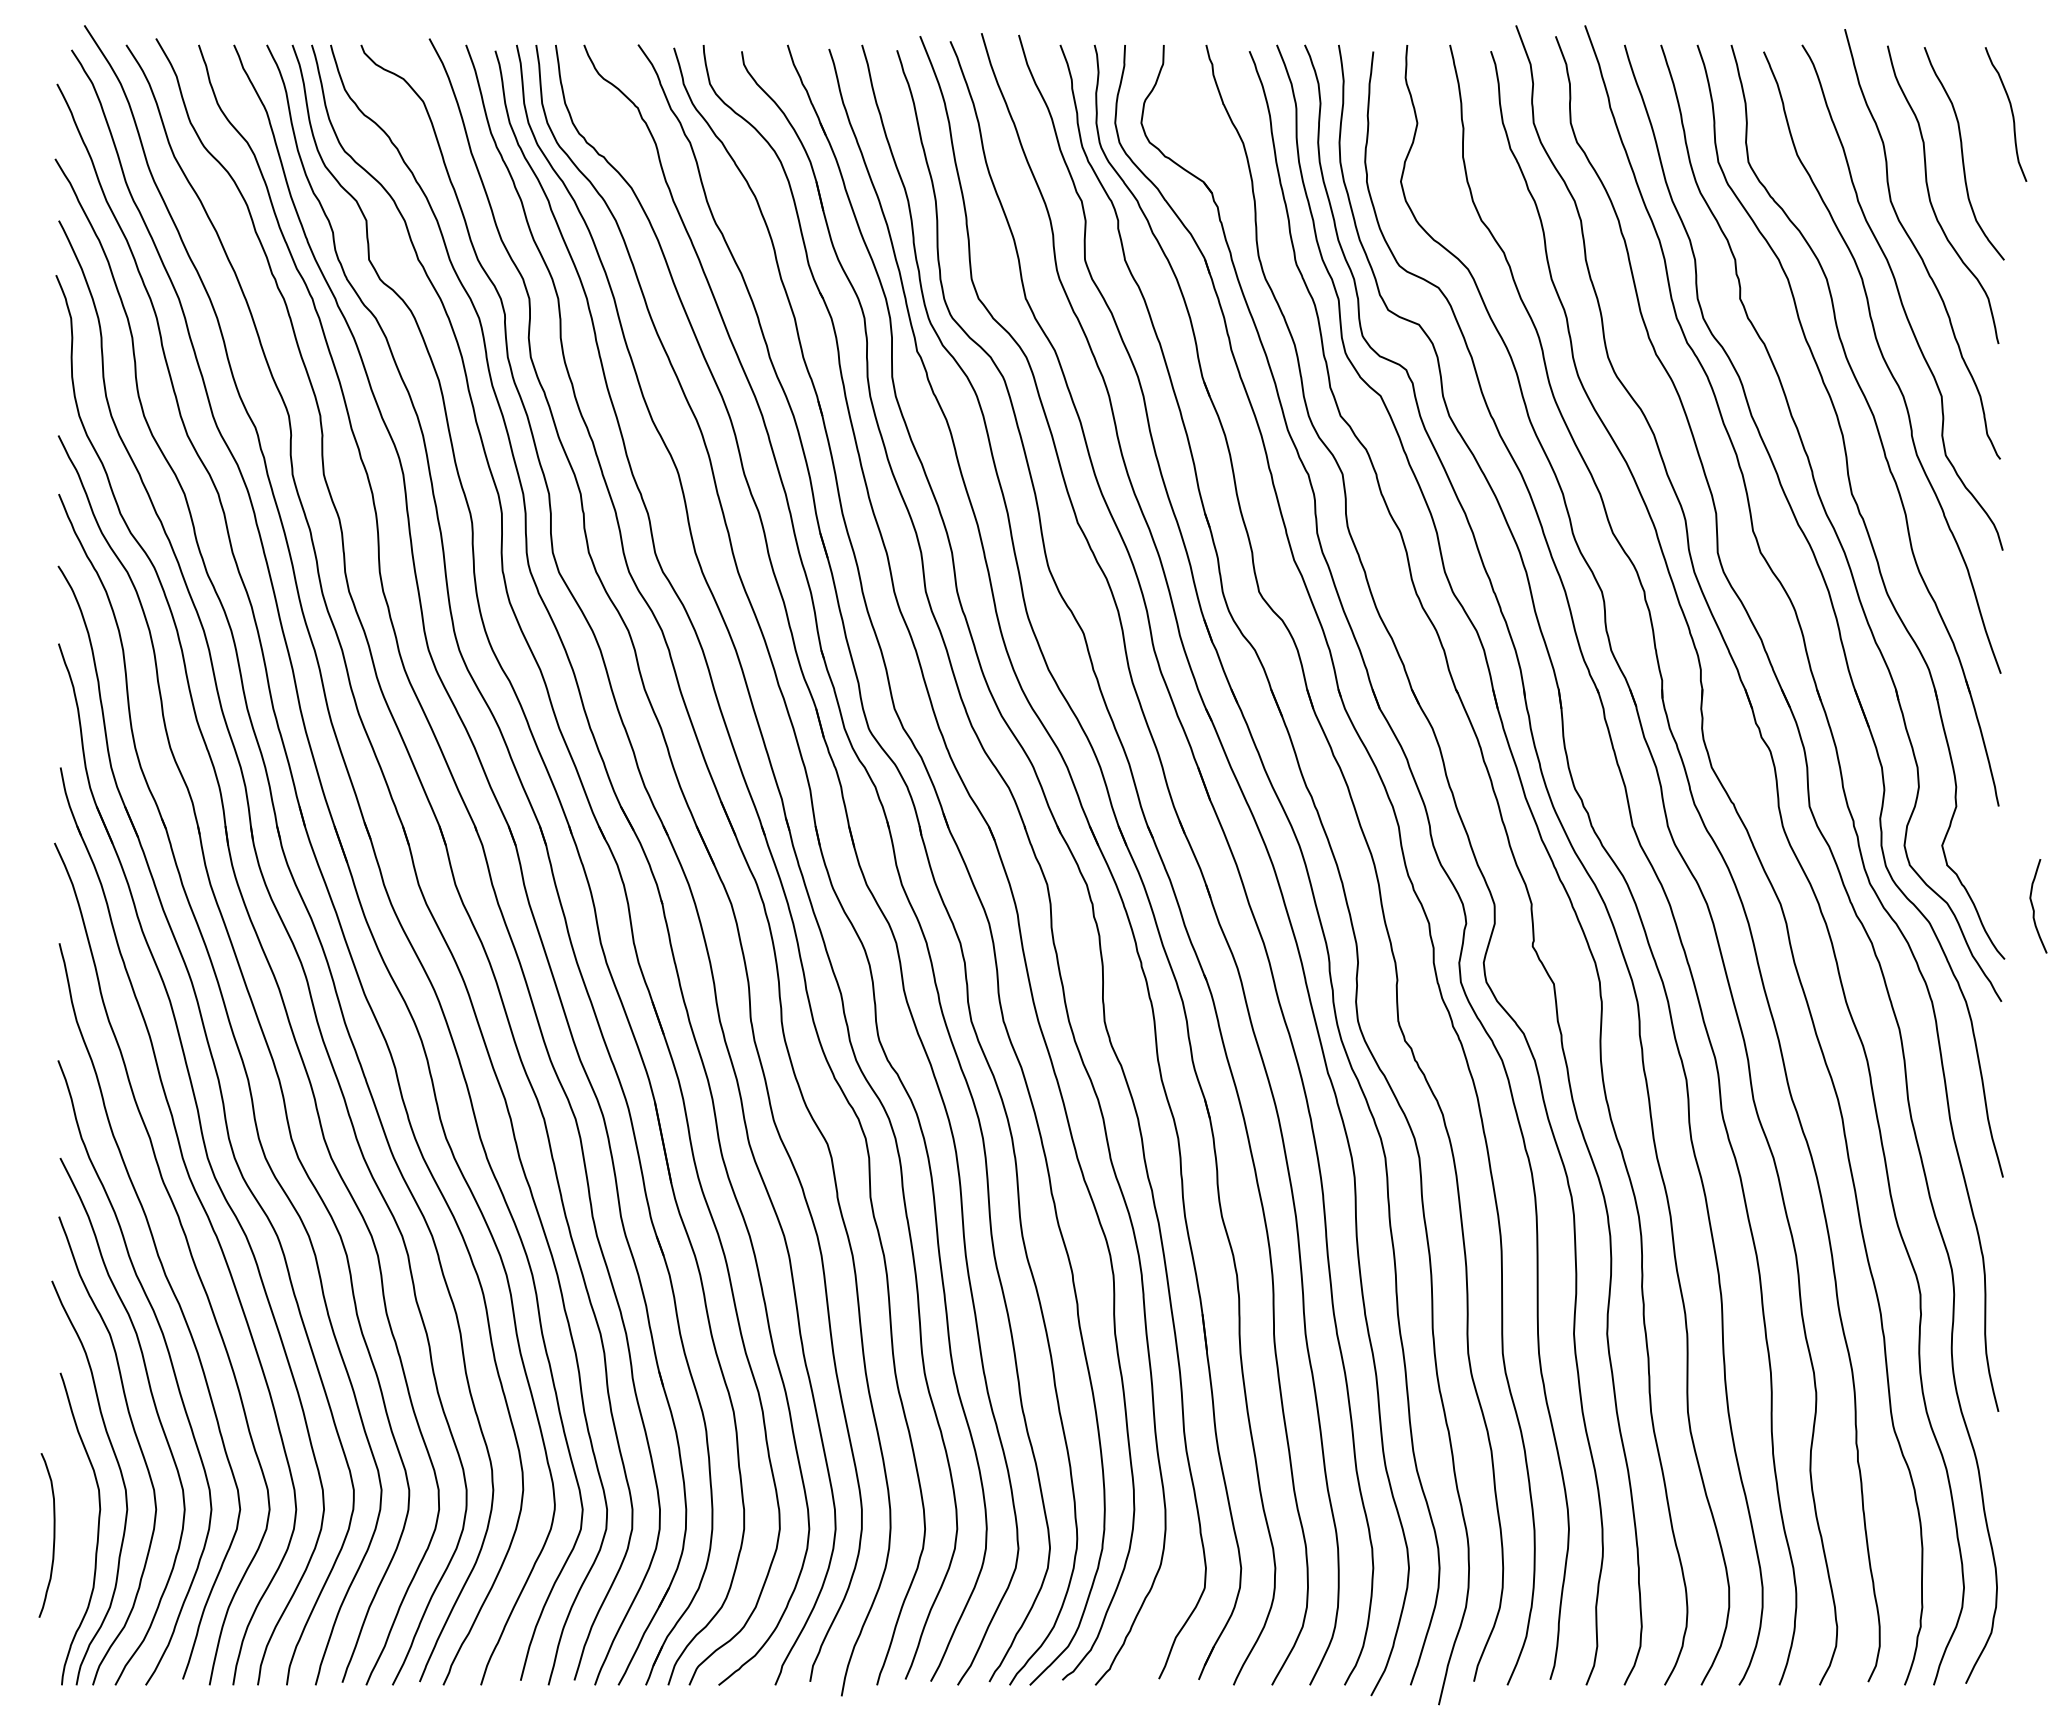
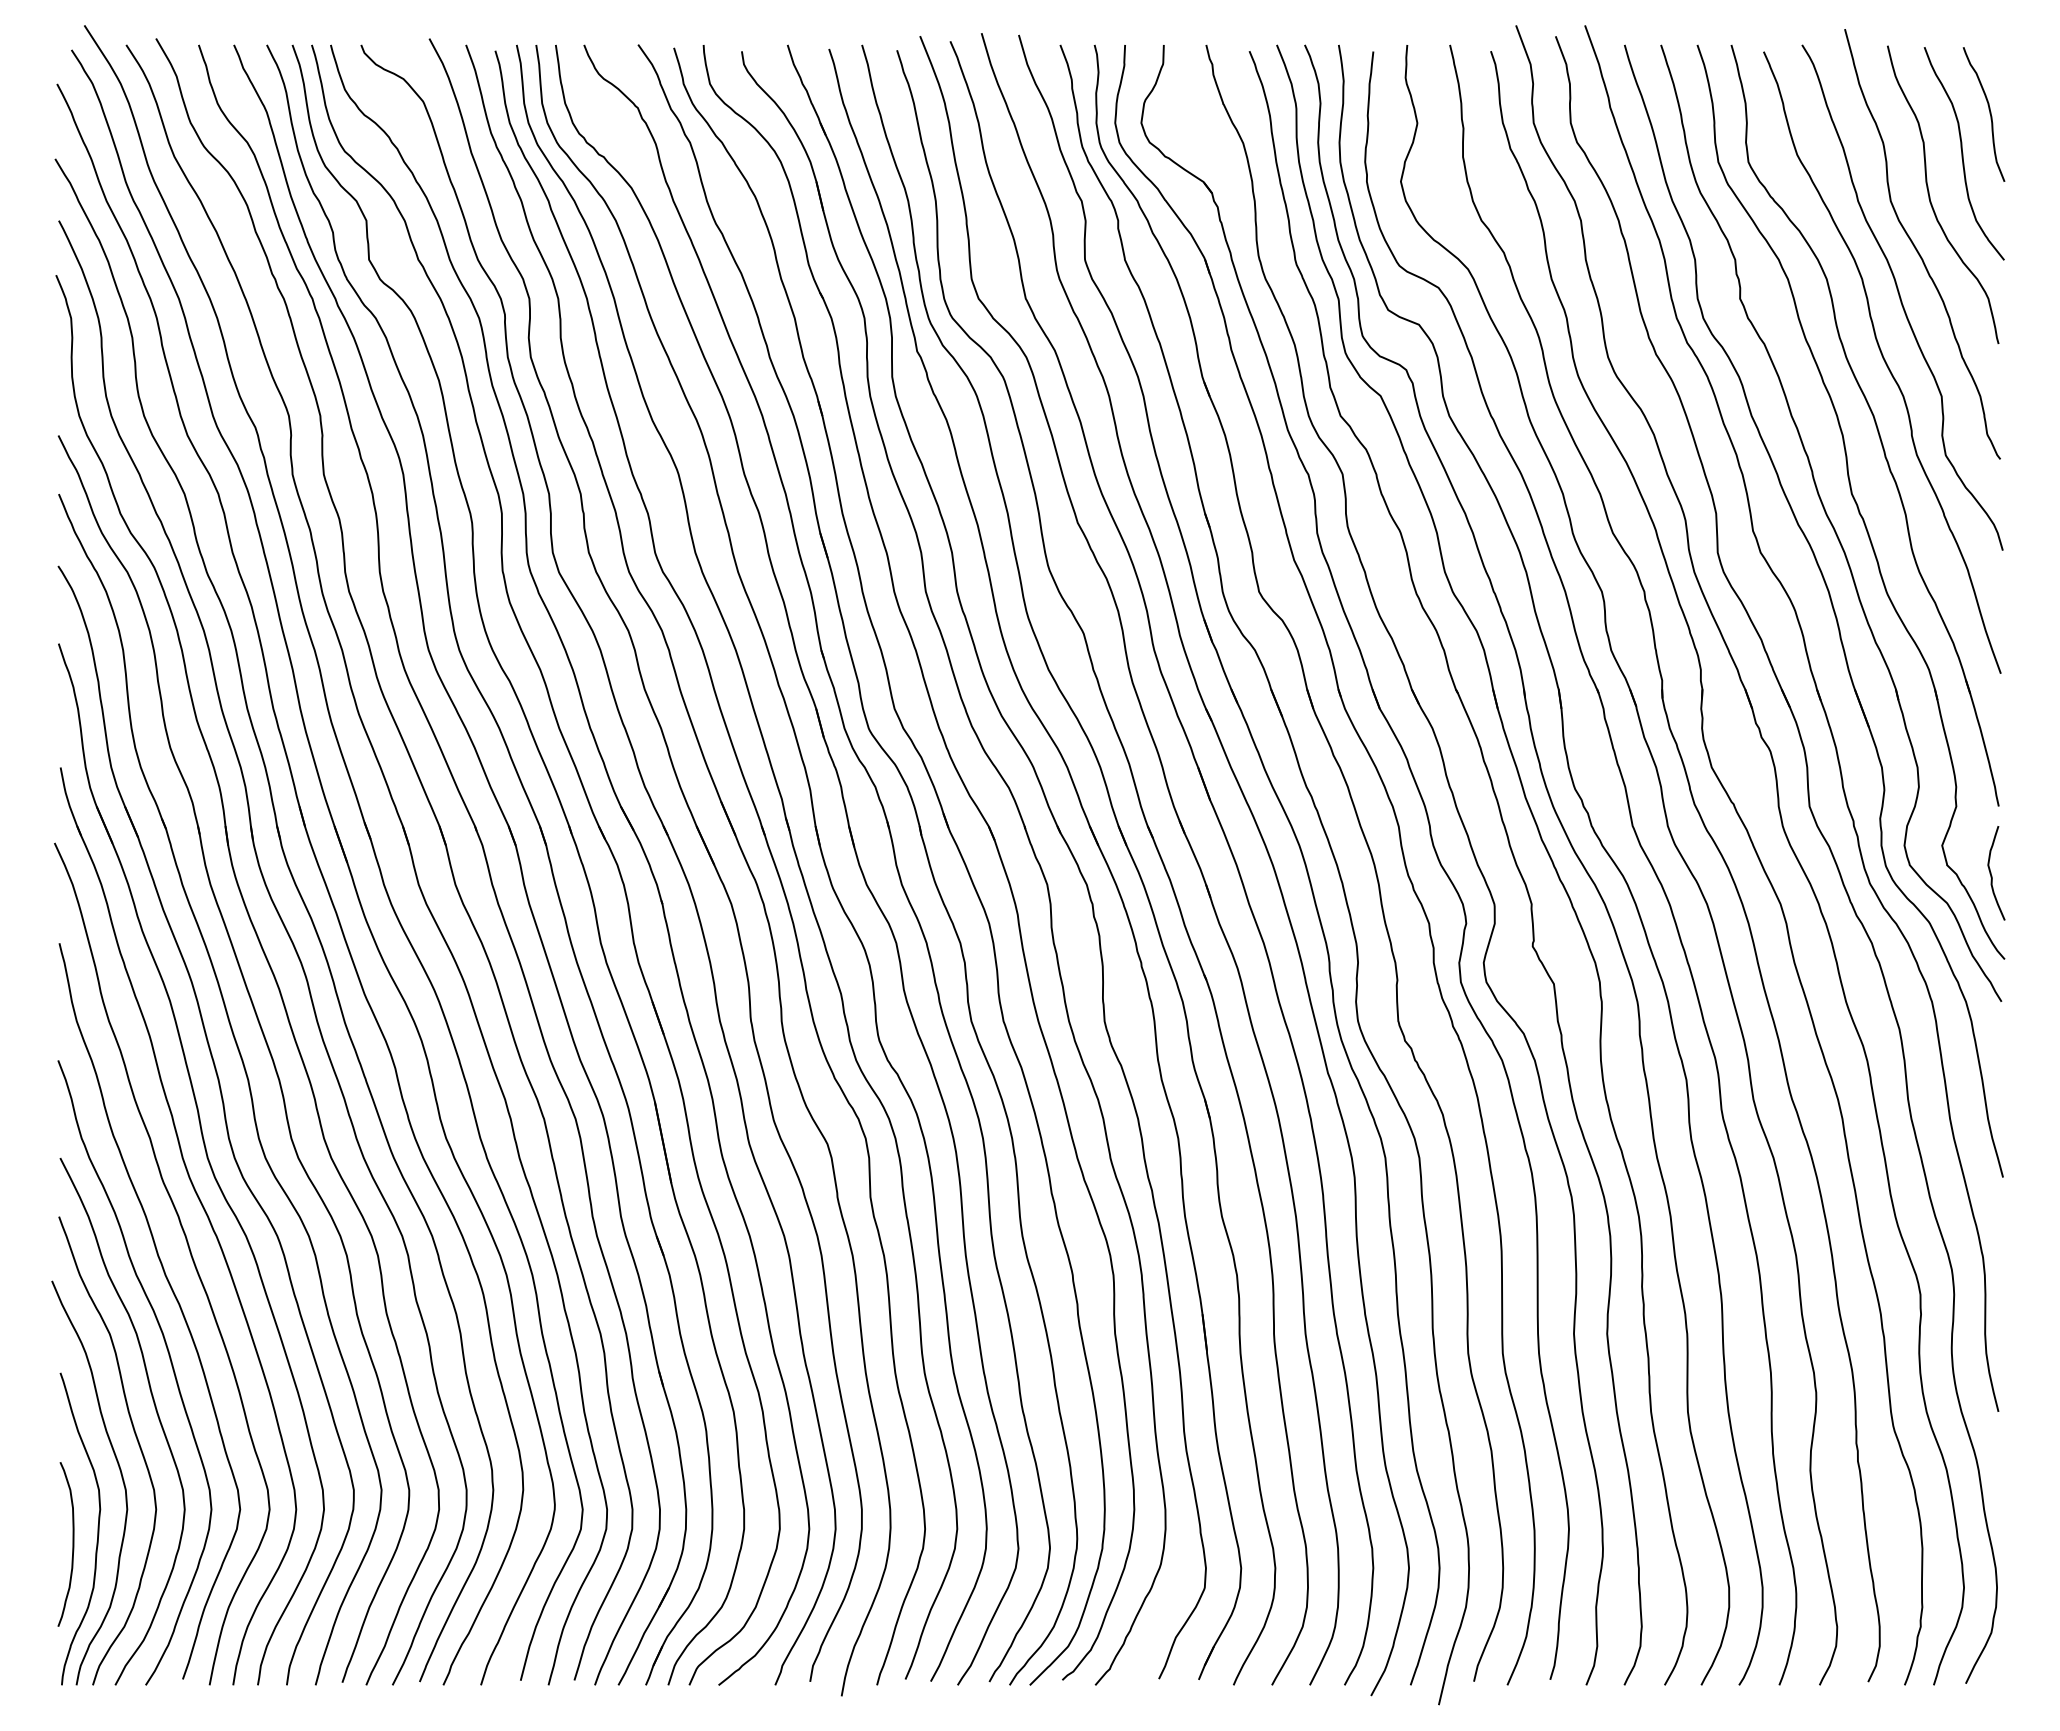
curve position: (2011, 114) -> (1989, 114) (1989, 114)
curve position: (2034, 908) -> (1992, 875) (1992, 875)
curve position: (53, 1535) -> (72, 1544) (72, 1544)
